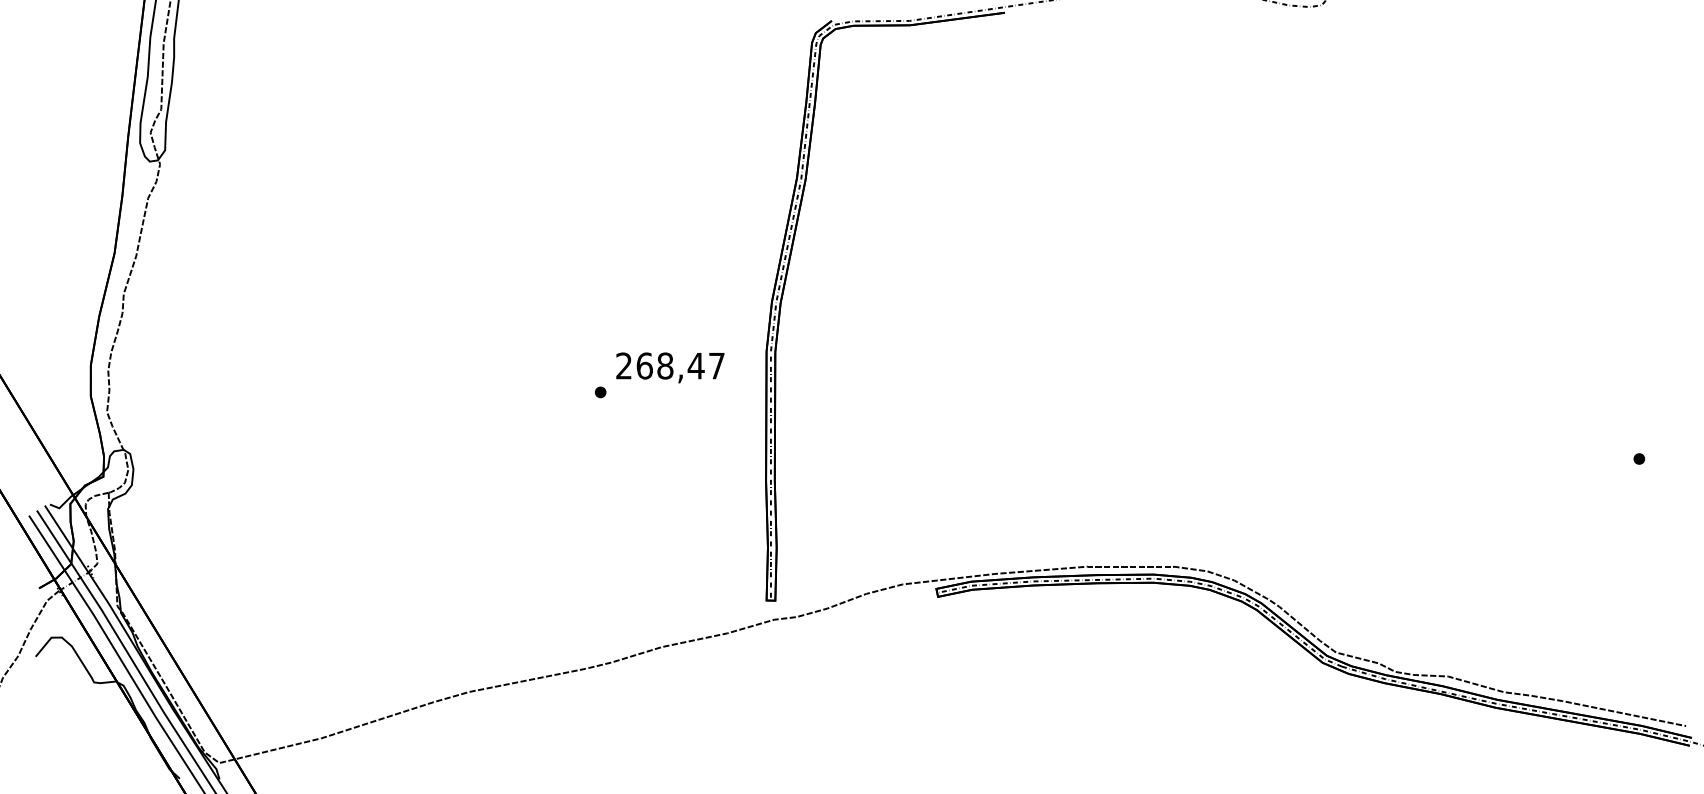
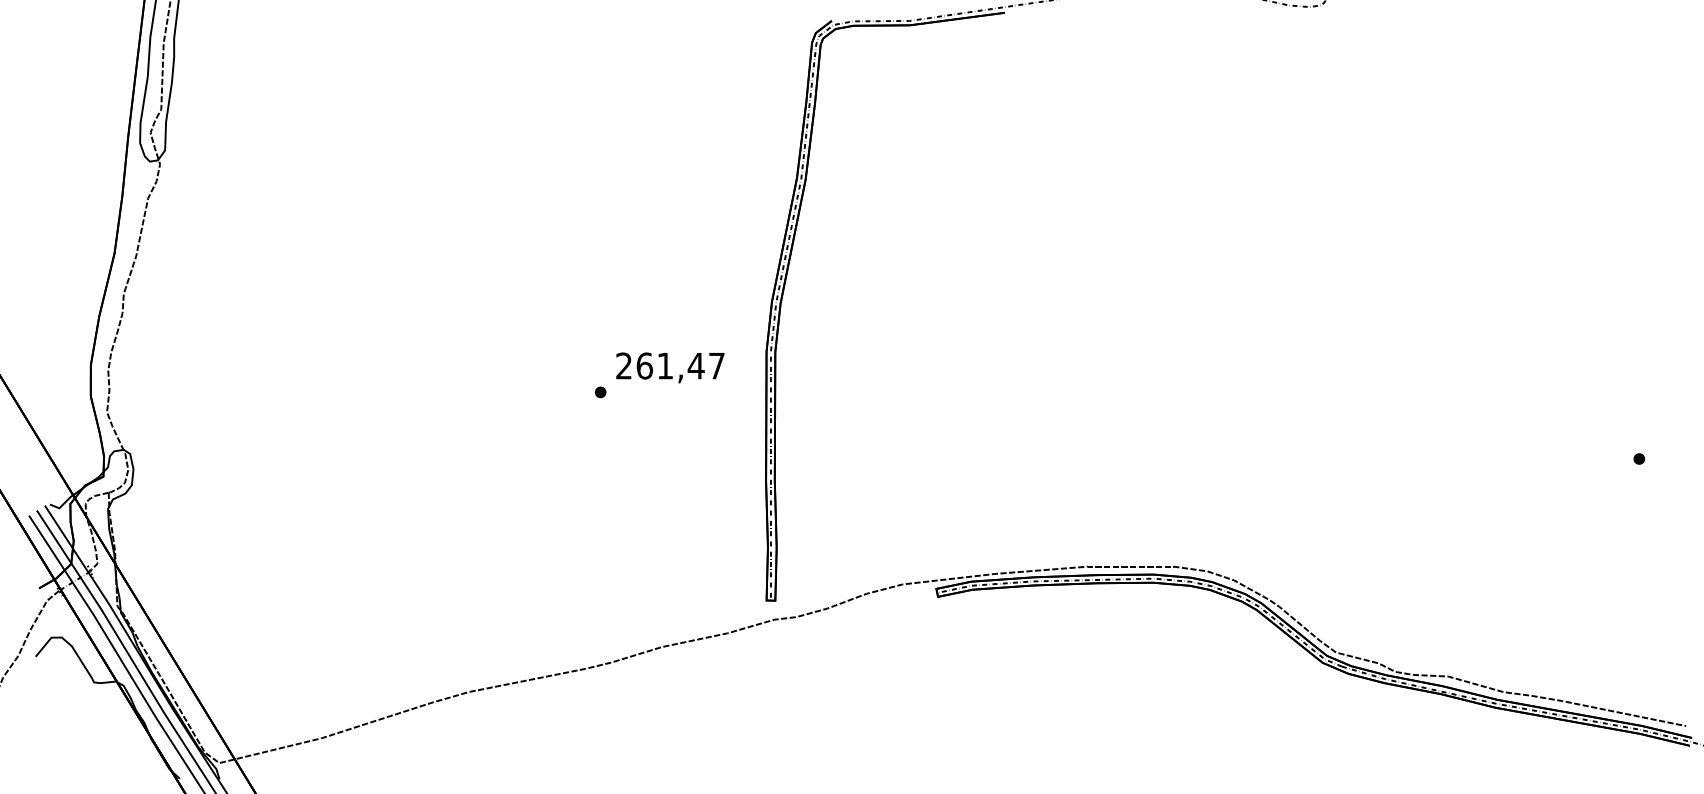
text: 268,47 -> 261,47 (665, 365)
